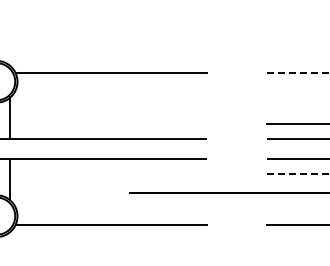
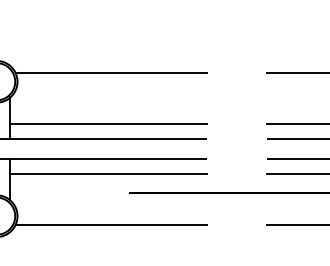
line: dashed -> solid (298, 73)
line: none -> present (108, 123)
line: none -> present (108, 174)
line: dashed -> solid (298, 174)
